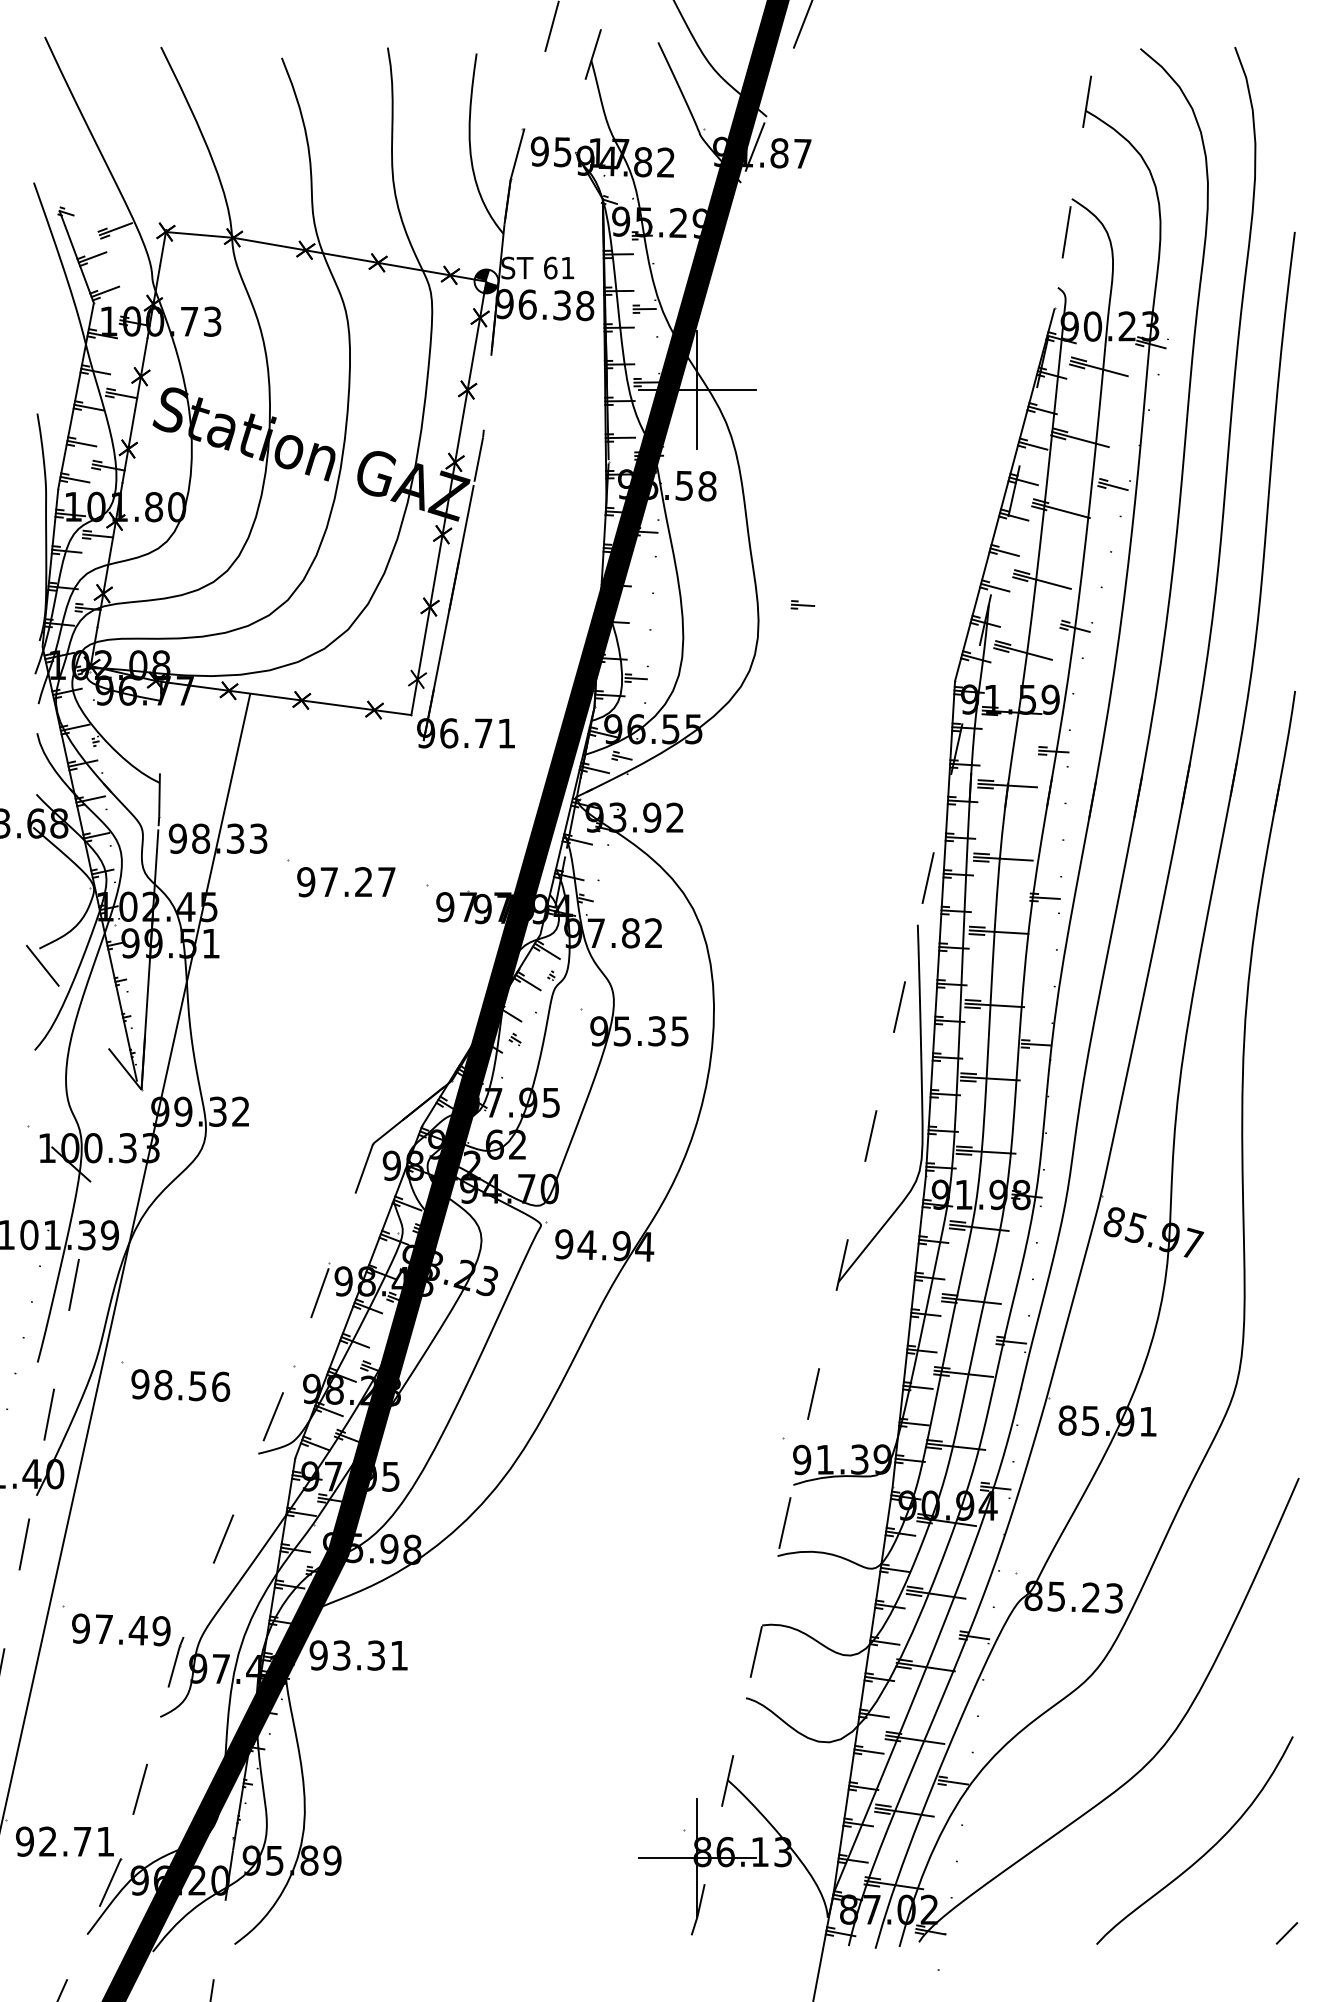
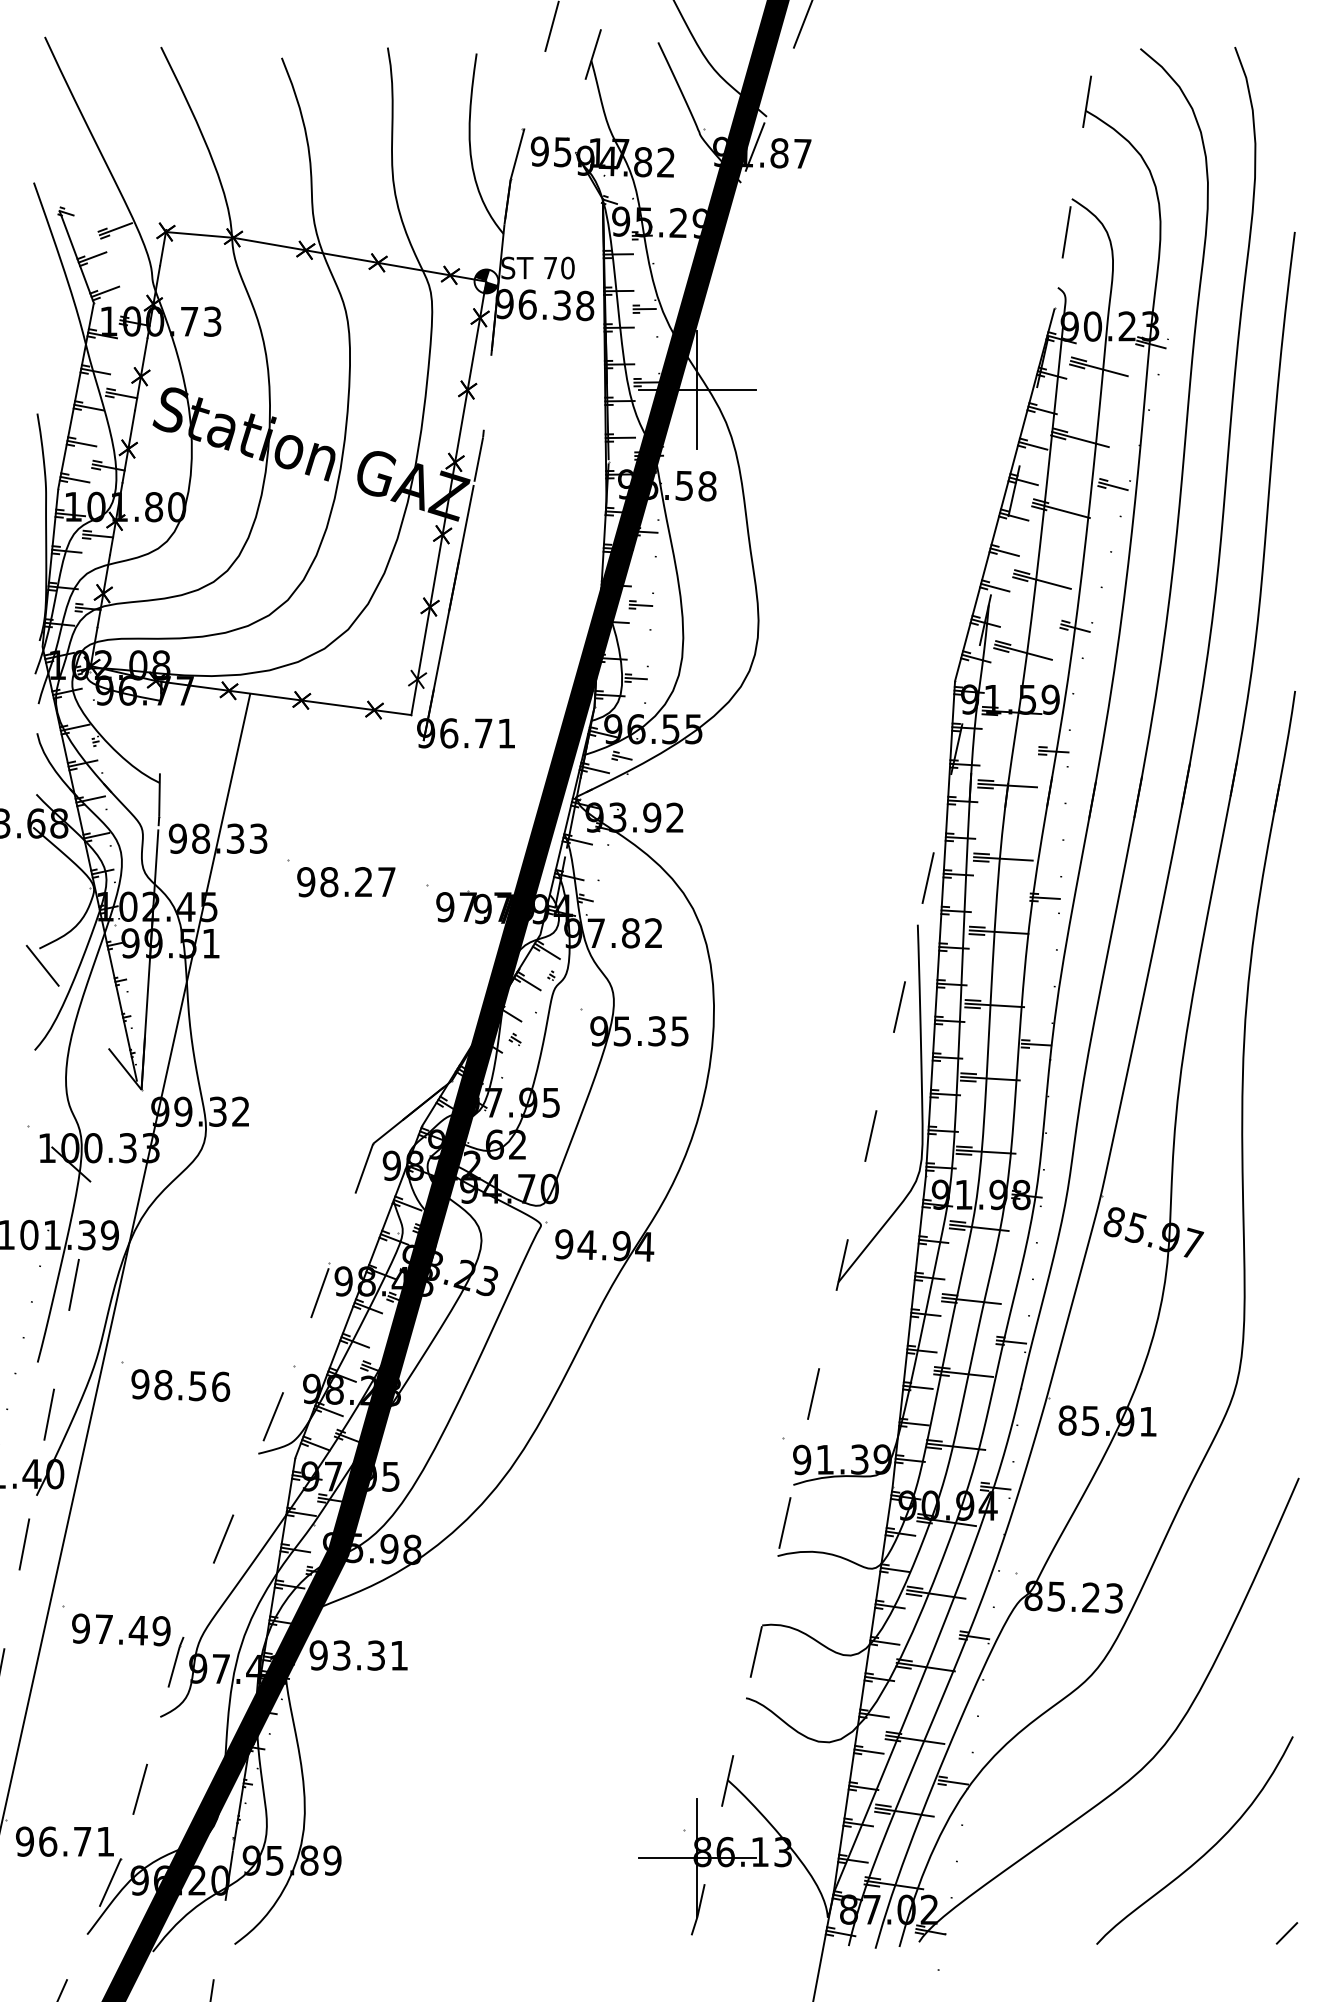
text: 61 -> 70 (559, 267)
part position: (802, 604) -> (640, 604) (640, 604)
text: 97.27 -> 98.27 (329, 882)
text: 92.71 -> 96.71 (48, 1841)
